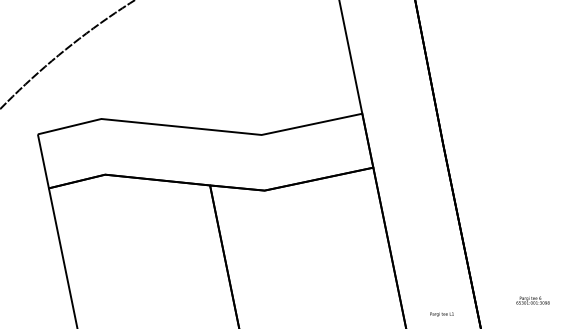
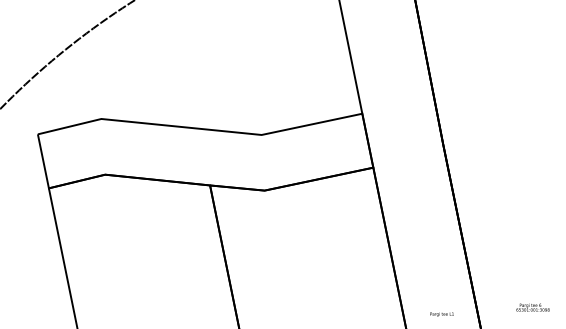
text position: (532, 300) -> (532, 307) (532, 307)
